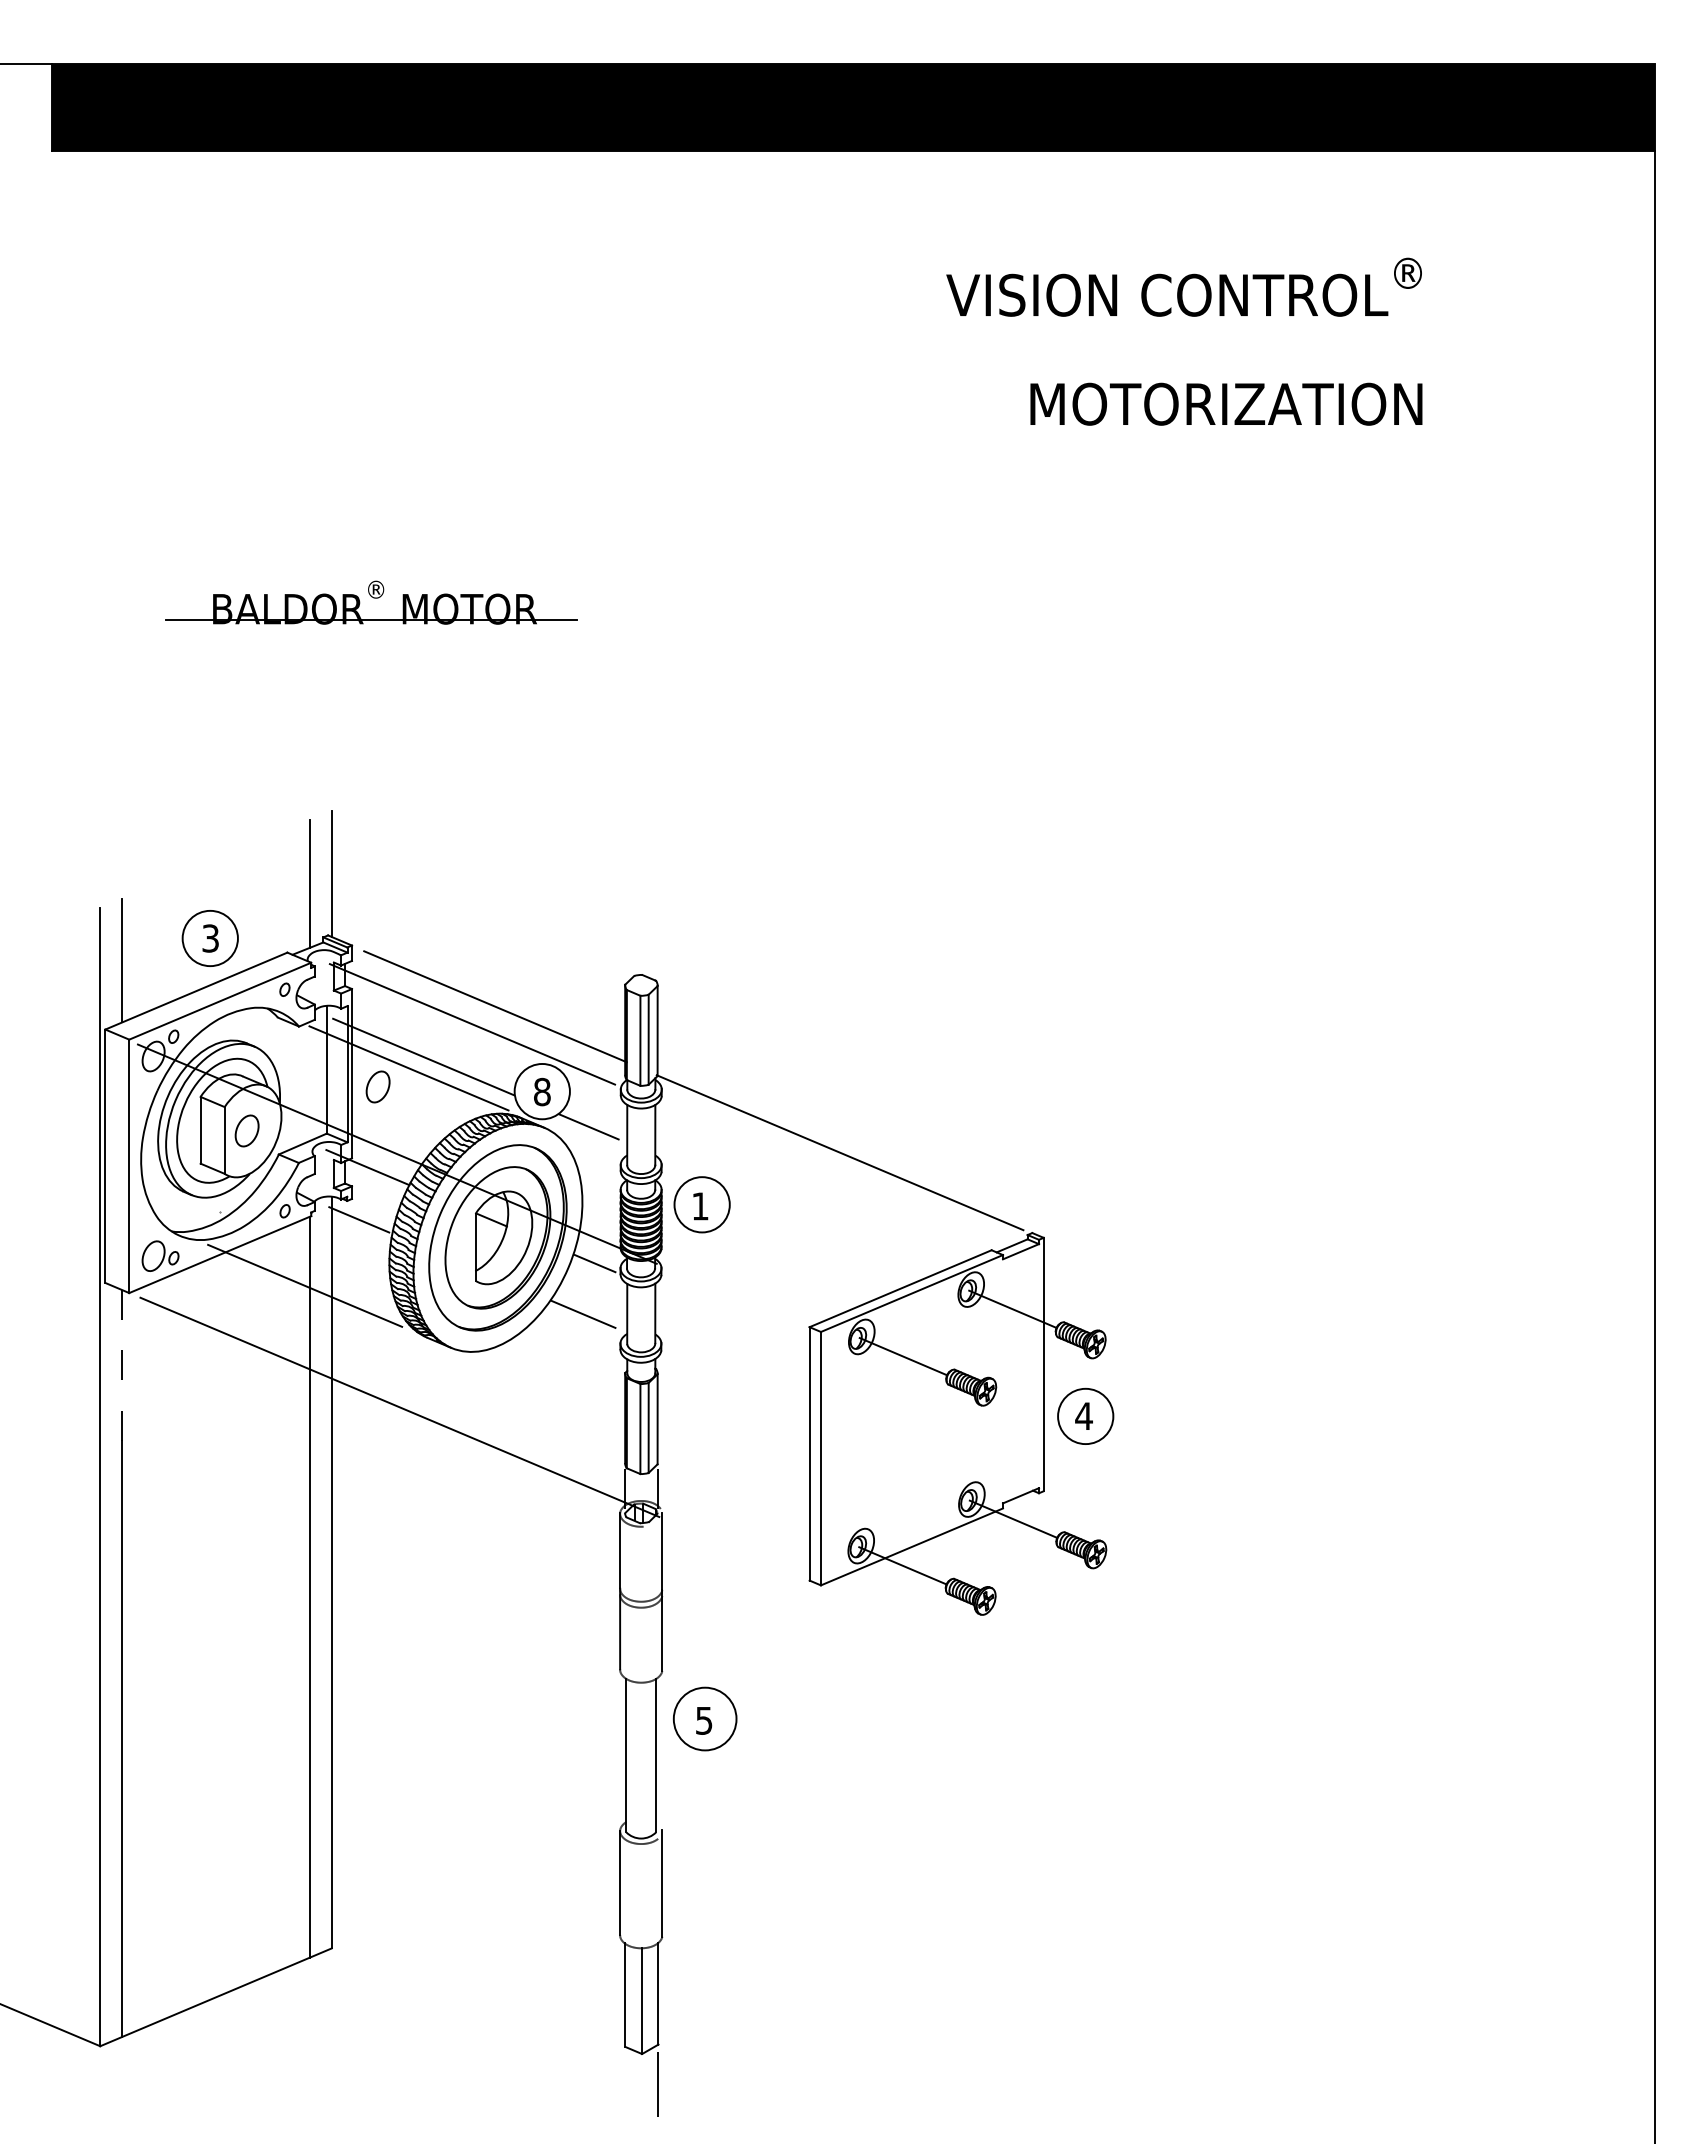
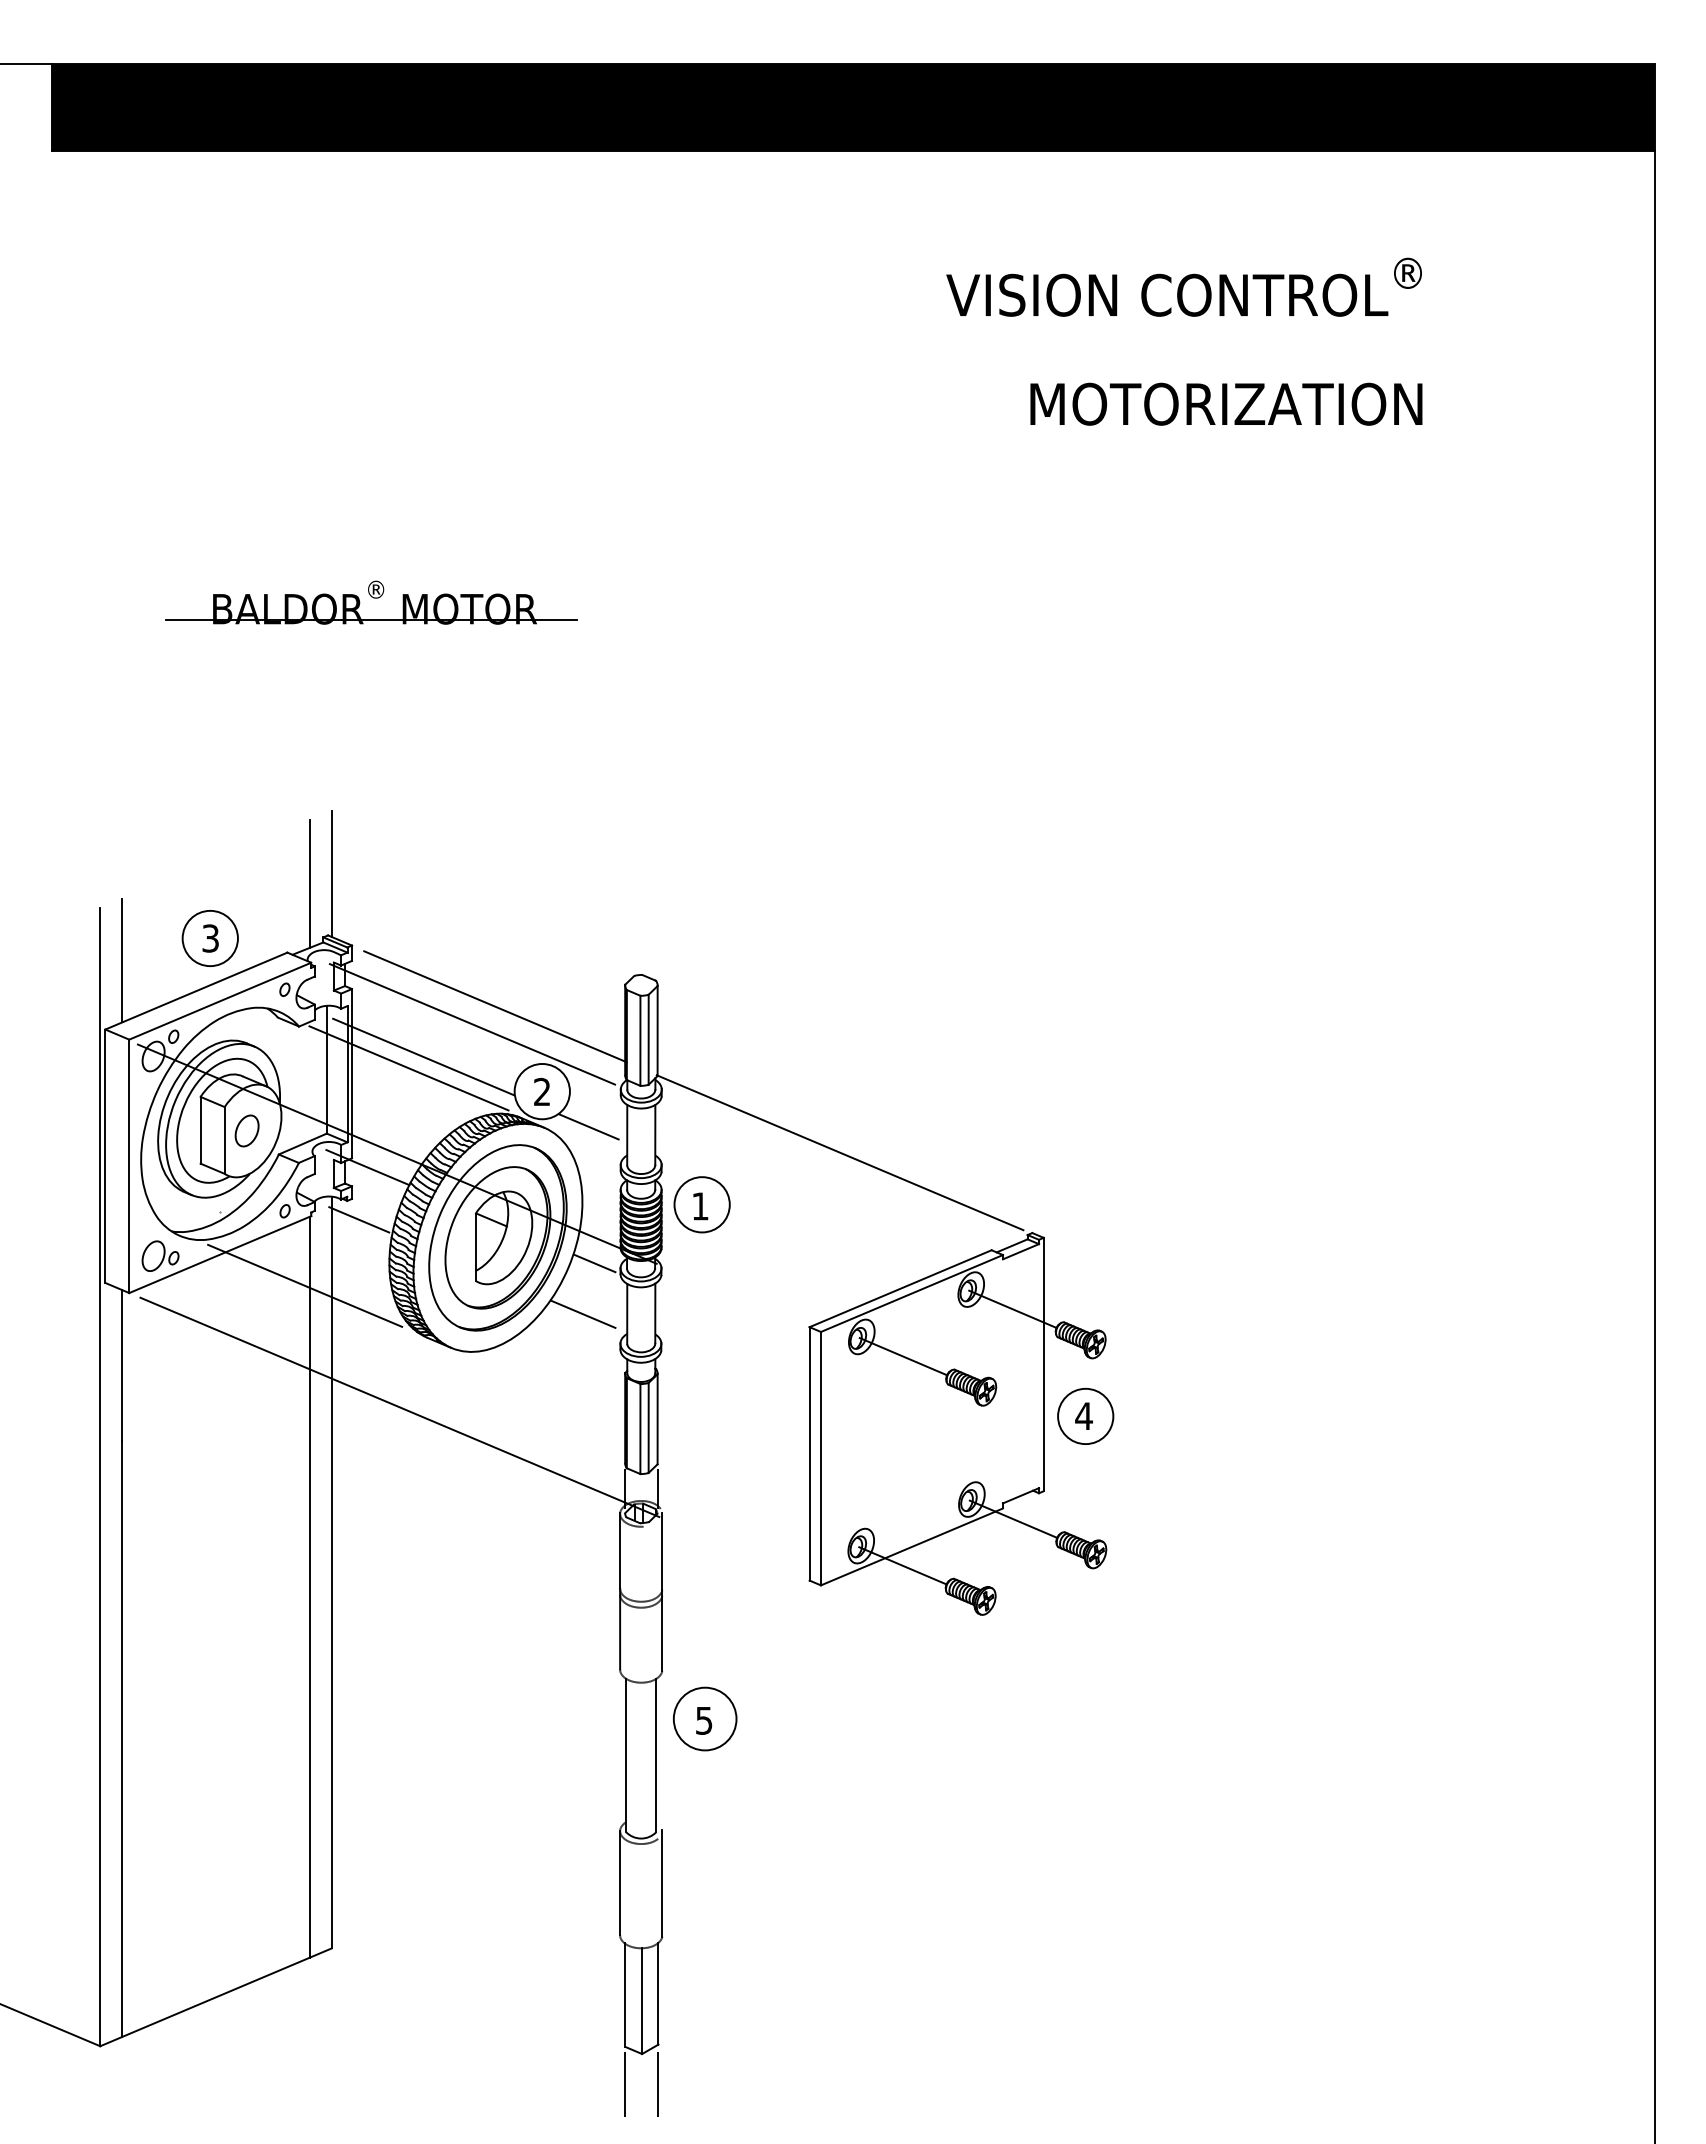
part: present -> none (377, 1086)
text: 8 -> 2 (542, 1092)
line: dashed -> solid (121, 1365)
line: none -> present (624, 2083)
